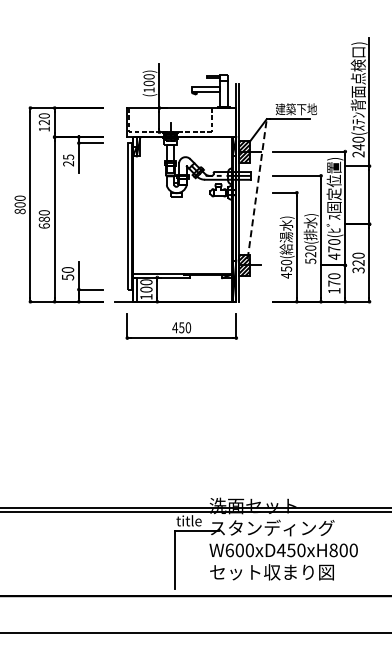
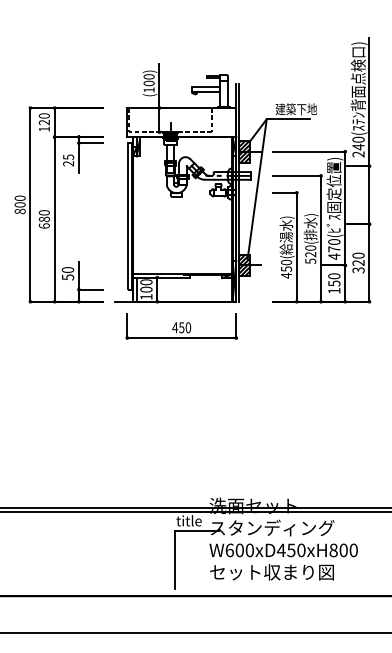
line: dashed -> solid (257, 189)
text: 170 -> 150 (334, 283)
